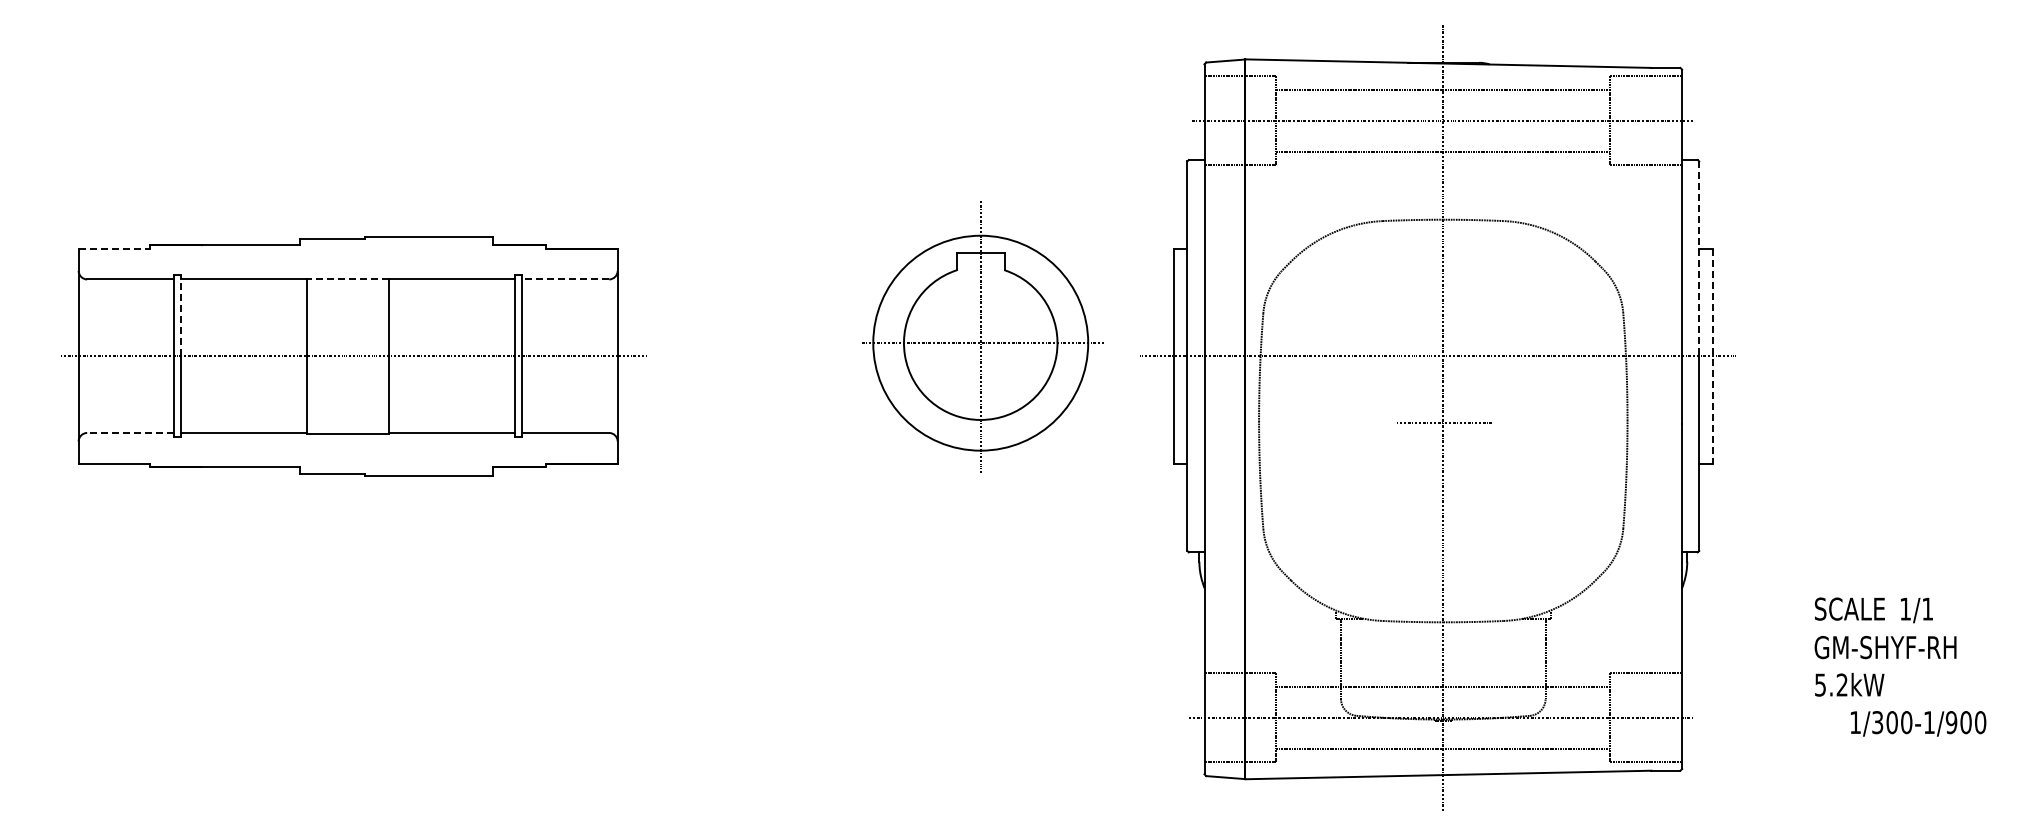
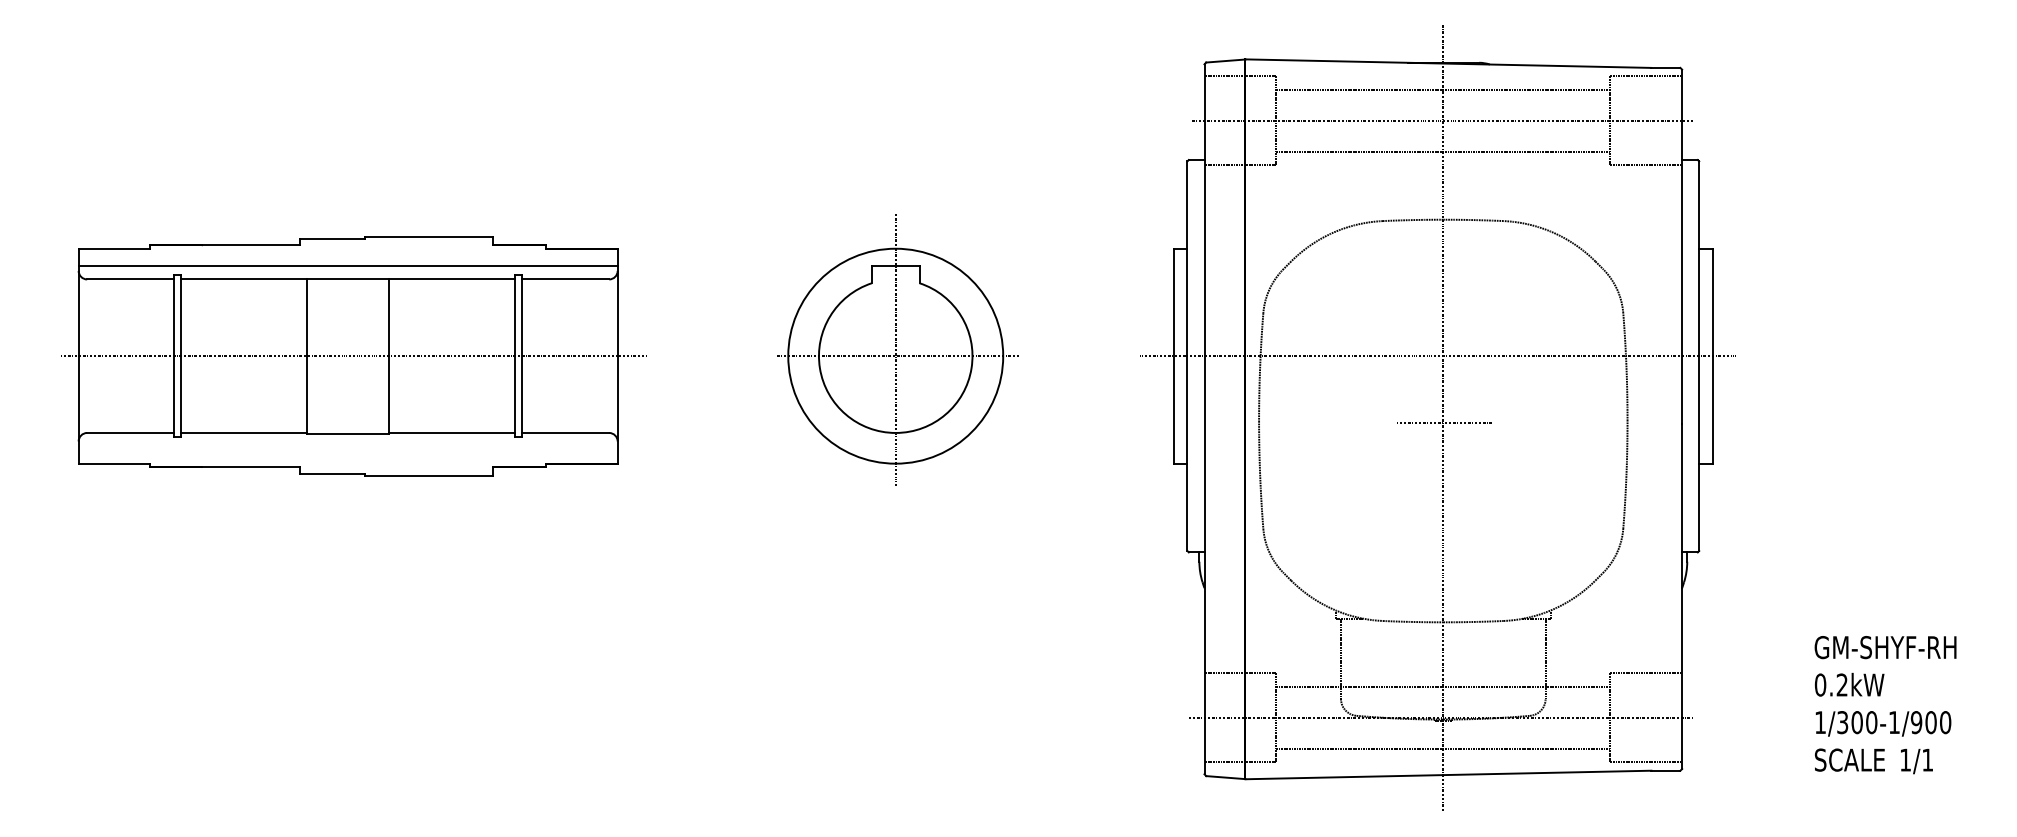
line: dashed -> solid (114, 248)
line: dashed -> solid (1699, 259)
line: none -> present (347, 266)
line: dashed -> solid (348, 278)
line: dashed -> solid (565, 279)
line: dashed -> solid (181, 315)
part position: (982, 336) -> (897, 349) (897, 349)
line: dashed -> solid (1712, 356)
line: dashed -> solid (130, 432)
text position: (1873, 610) -> (1873, 761) (1873, 761)
text: 5.2kW -> 0.2kW (1820, 684)
text position: (1918, 723) -> (1883, 723) (1883, 723)
